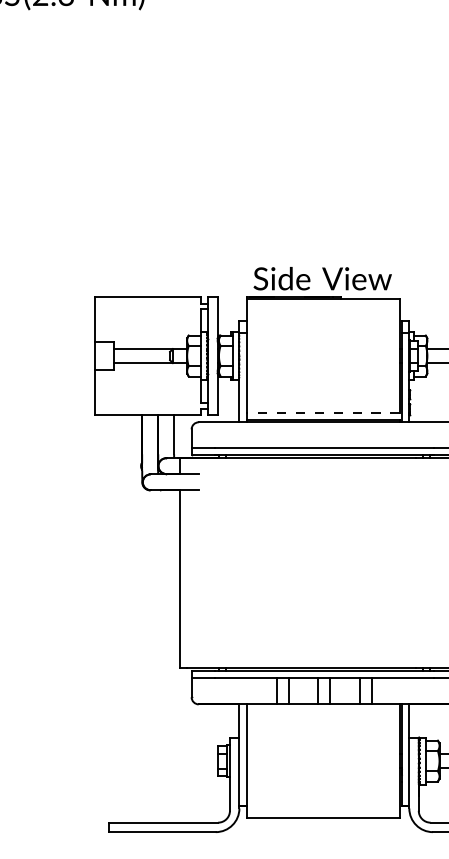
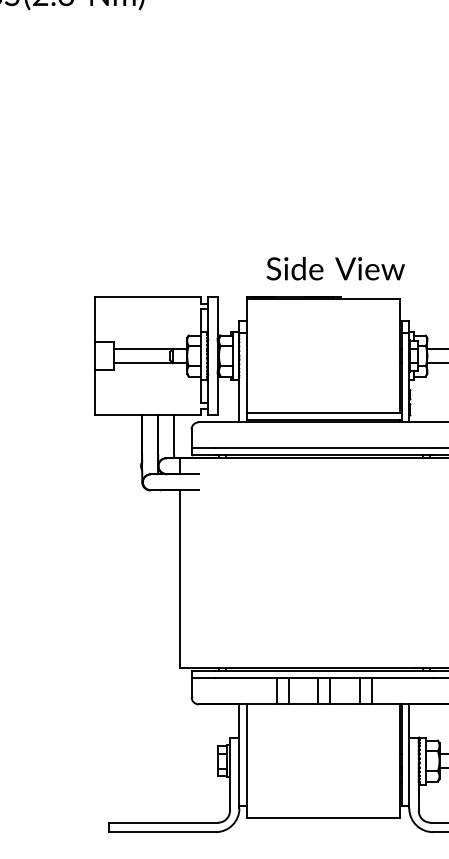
text position: (322, 278) -> (335, 268) (335, 268)
line: dashed -> solid (323, 412)
